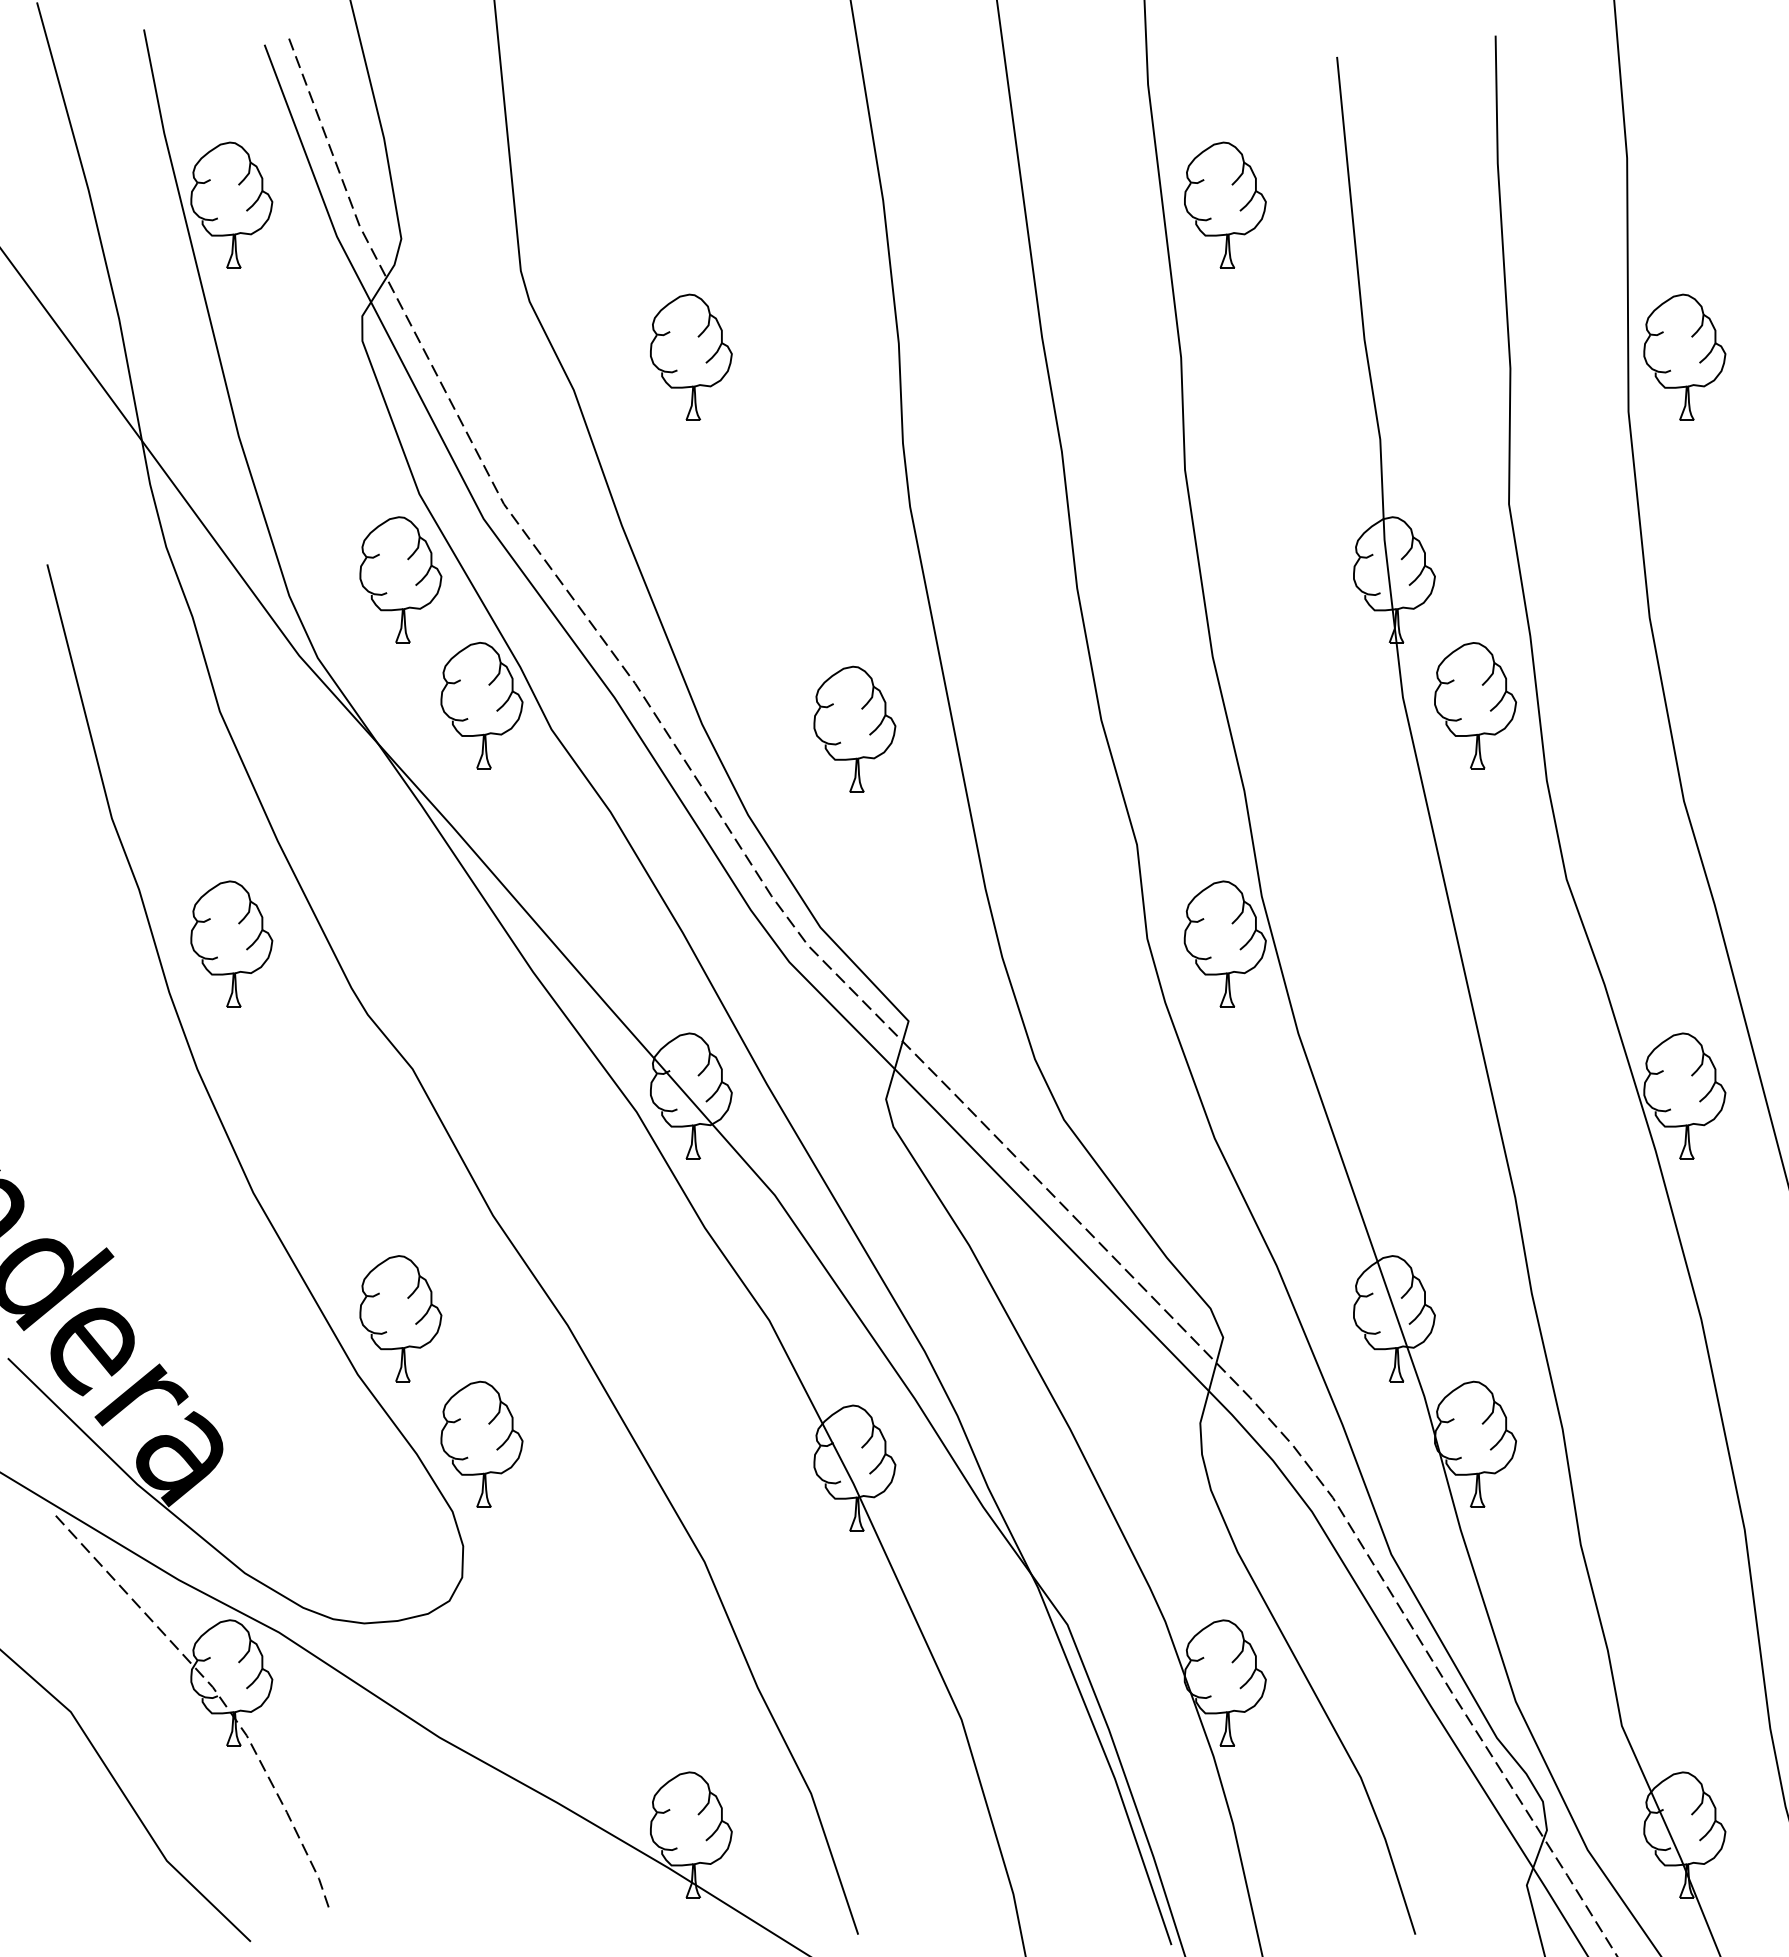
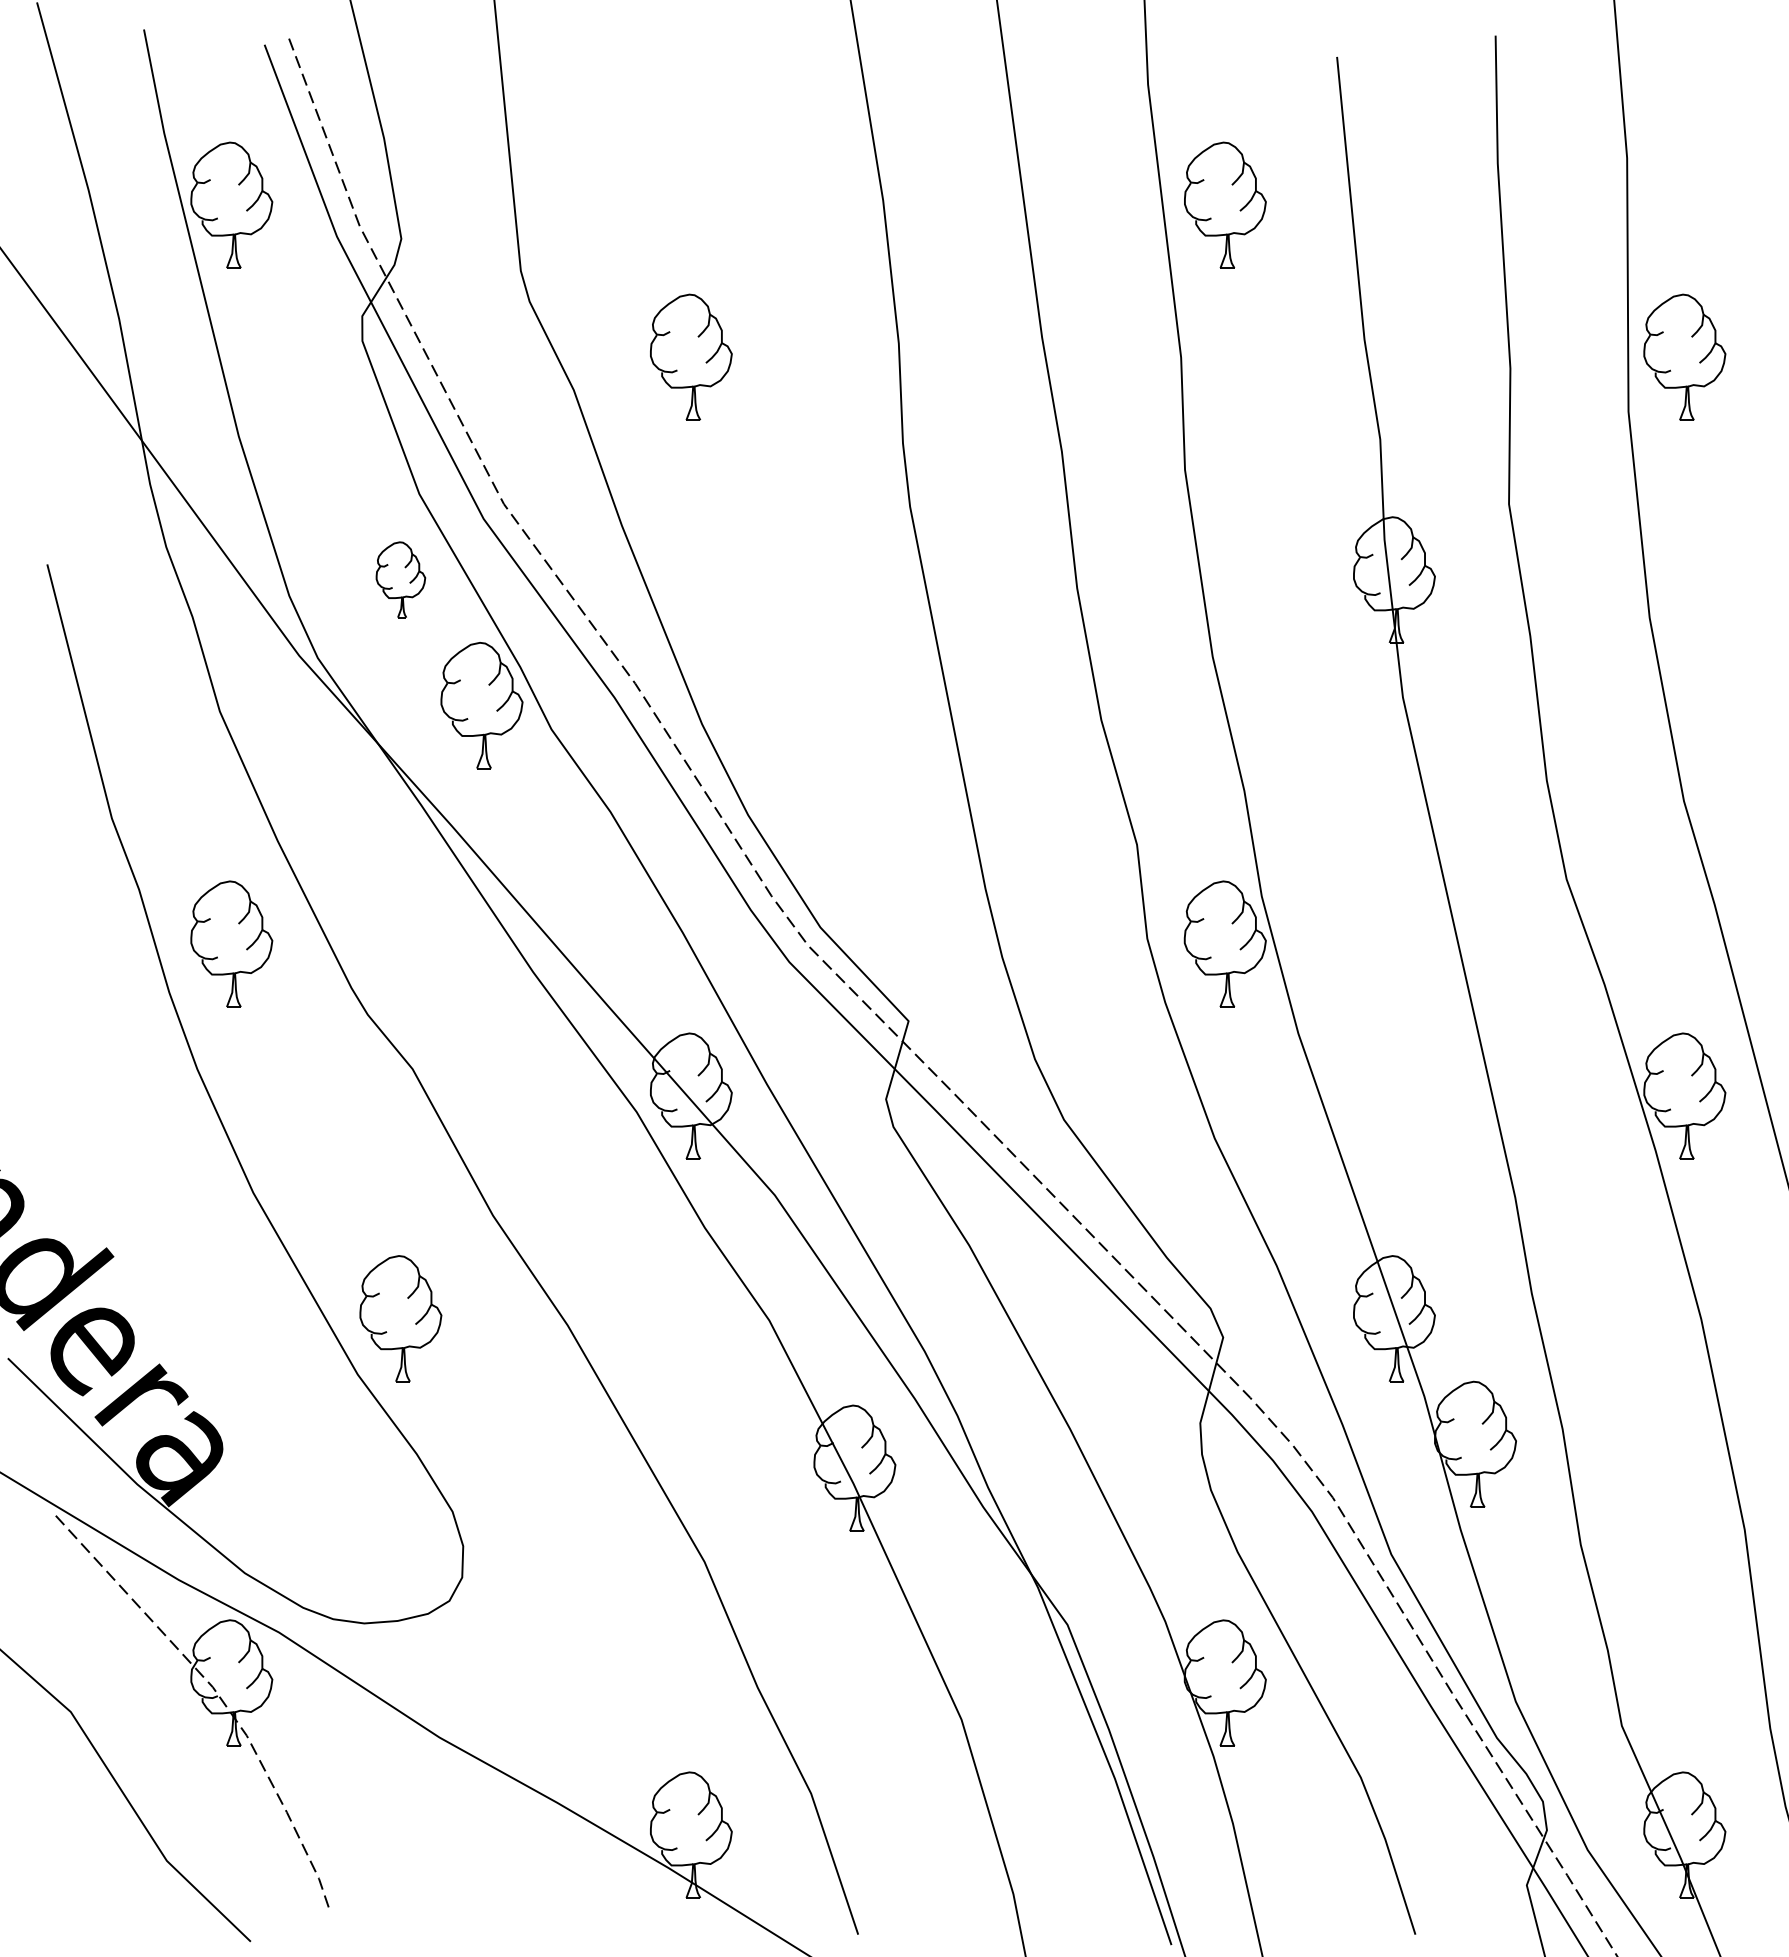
part size: 84x128 px -> 52x78 px (400, 579)
part: present -> none (1475, 705)
part: present -> none (854, 728)
part: present -> none (481, 1443)
